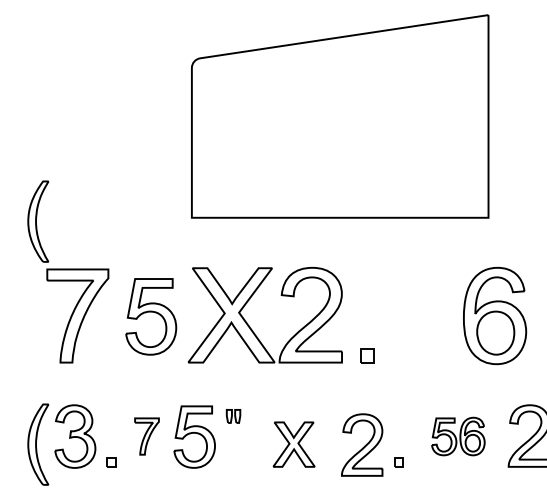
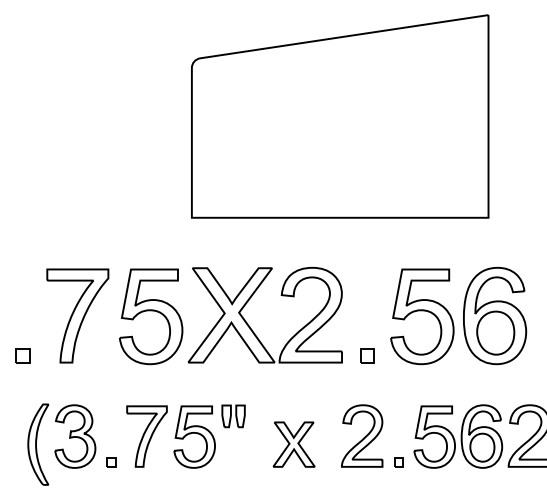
part: present -> none (38, 221)
part size: 53x78 px -> 65x98 px (151, 316)
part: none -> present (422, 316)
part: none -> present (22, 355)
part size: 17x15 px -> 25x25 px (233, 416)
part size: 26x39 px -> 42x63 px (146, 436)
part size: 55x41 px -> 91x65 px (458, 436)
part position: (362, 444) -> (362, 435) (362, 435)
